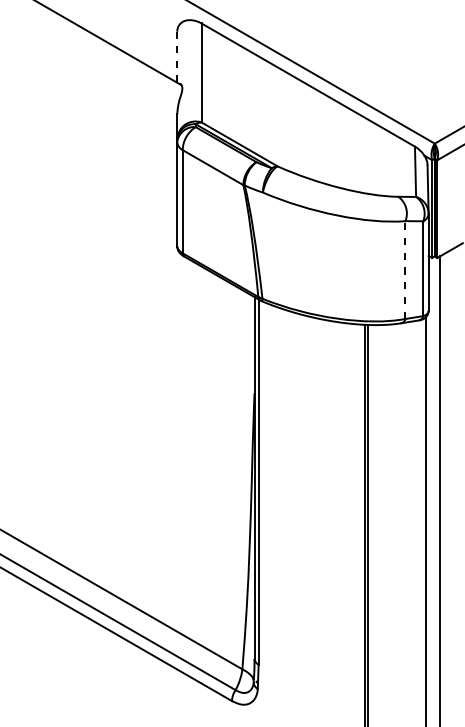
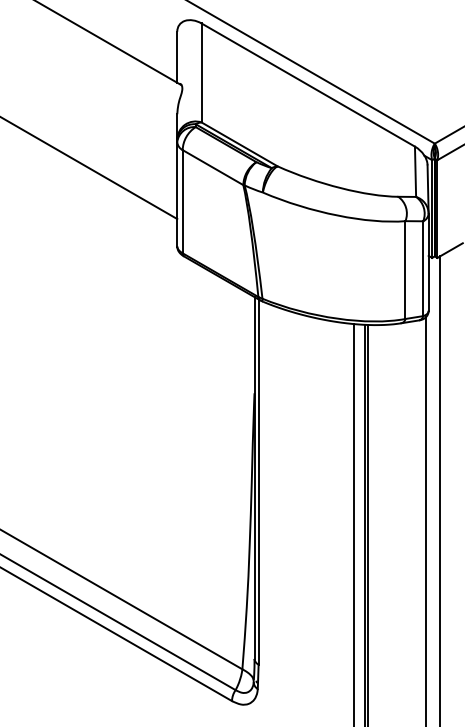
line: dashed -> solid (177, 57)
line: none -> present (89, 168)
line: dashed -> solid (405, 270)
line: none -> present (353, 523)
